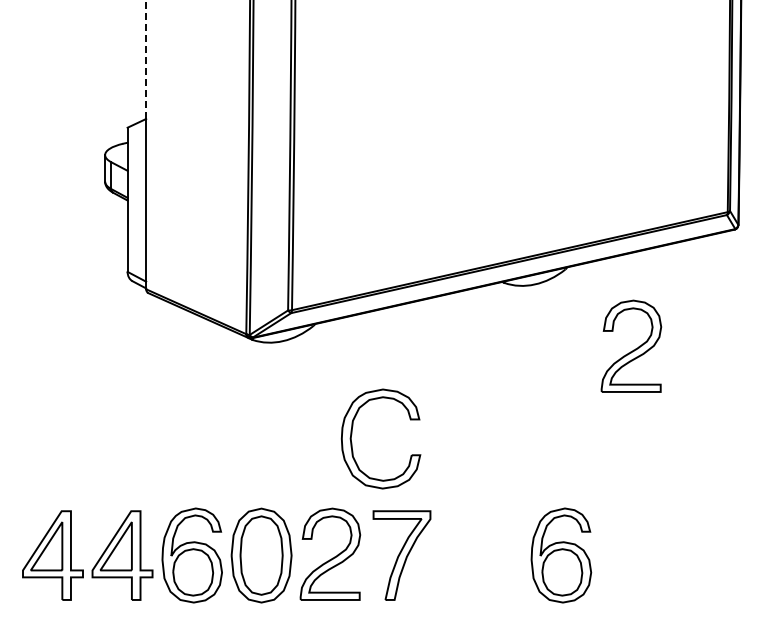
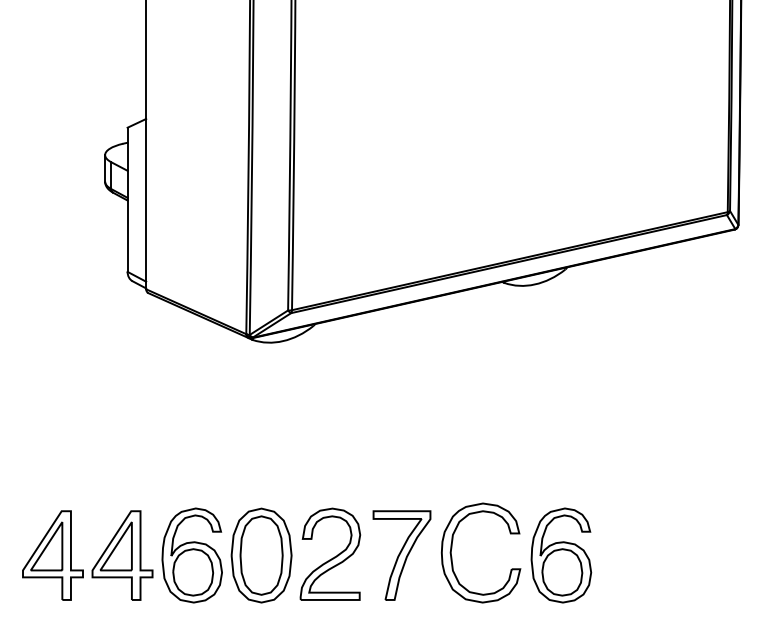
line: dashed -> solid (146, 59)
part: present -> none (631, 345)
part position: (352, 434) -> (452, 548) (452, 548)
